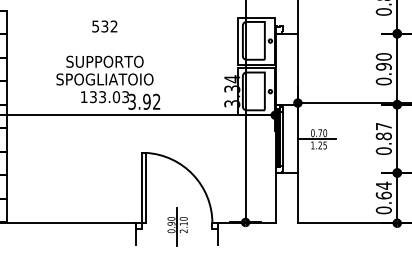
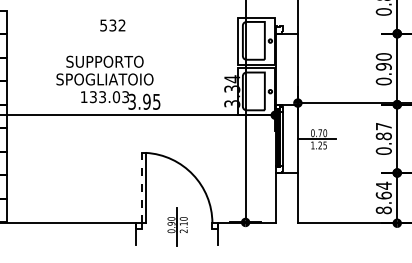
text position: (104, 26) -> (112, 25) (112, 25)
text: 3.92 -> 3.95 (156, 101)
line: solid -> dashed (141, 187)
text: 0.64 -> 8.64 (383, 210)
